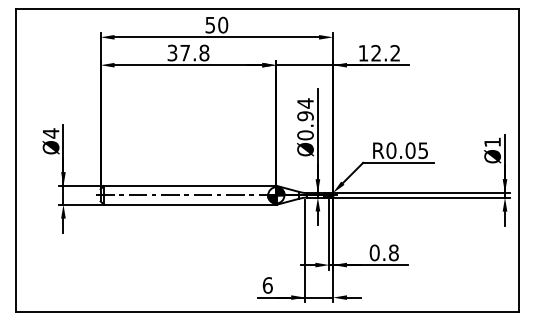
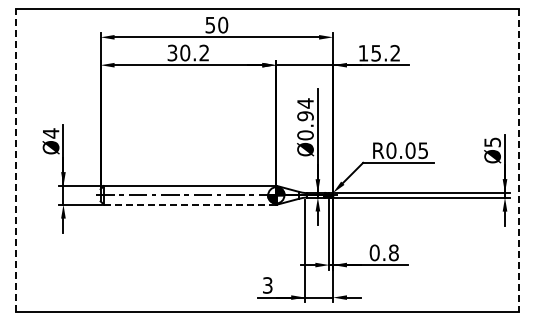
text: 37.8 -> 30.2 (194, 52)
text: 12.2 -> 15.2 (375, 52)
text: Ø1 -> Ø5 (492, 142)
line: solid -> dashed (16, 160)
line: solid -> dashed (518, 160)
line: solid -> dashed (189, 204)
text: 6 -> 3 (267, 285)
